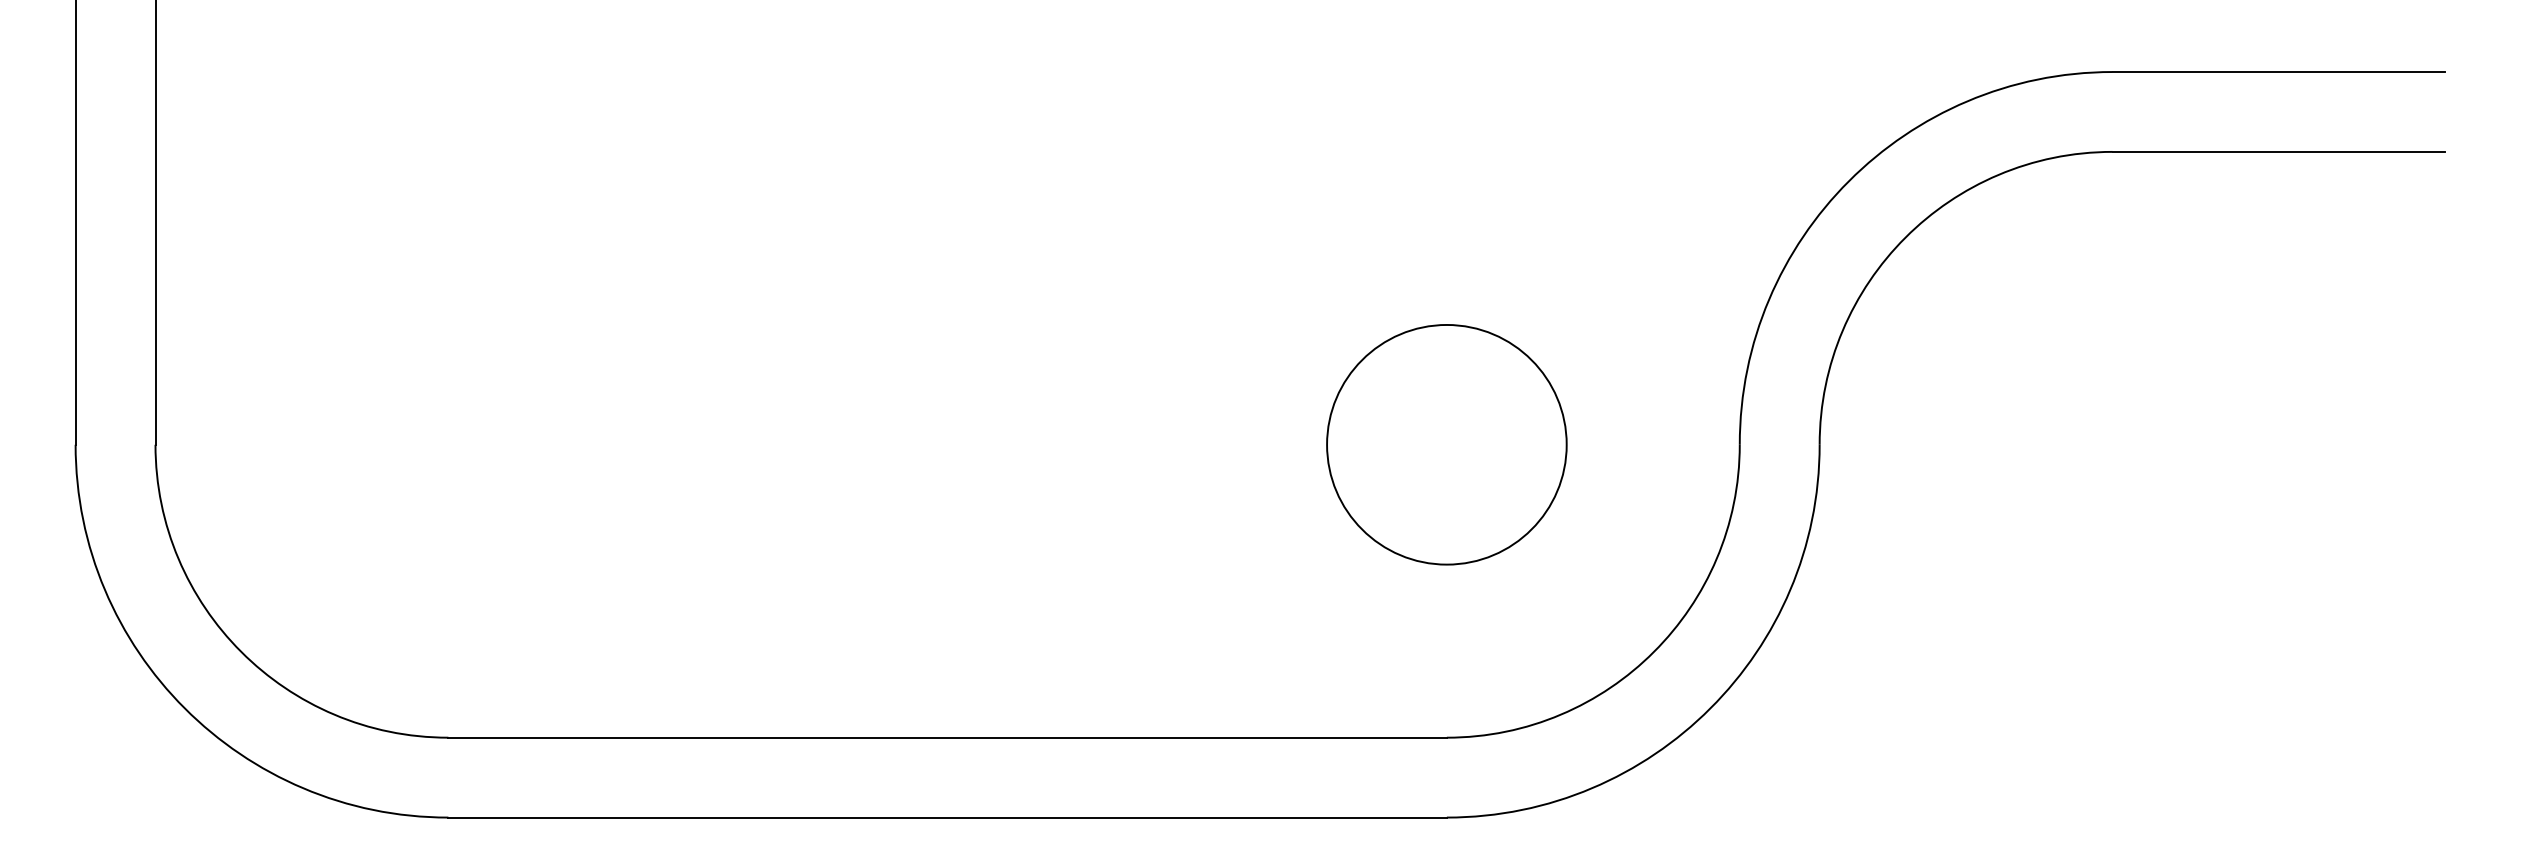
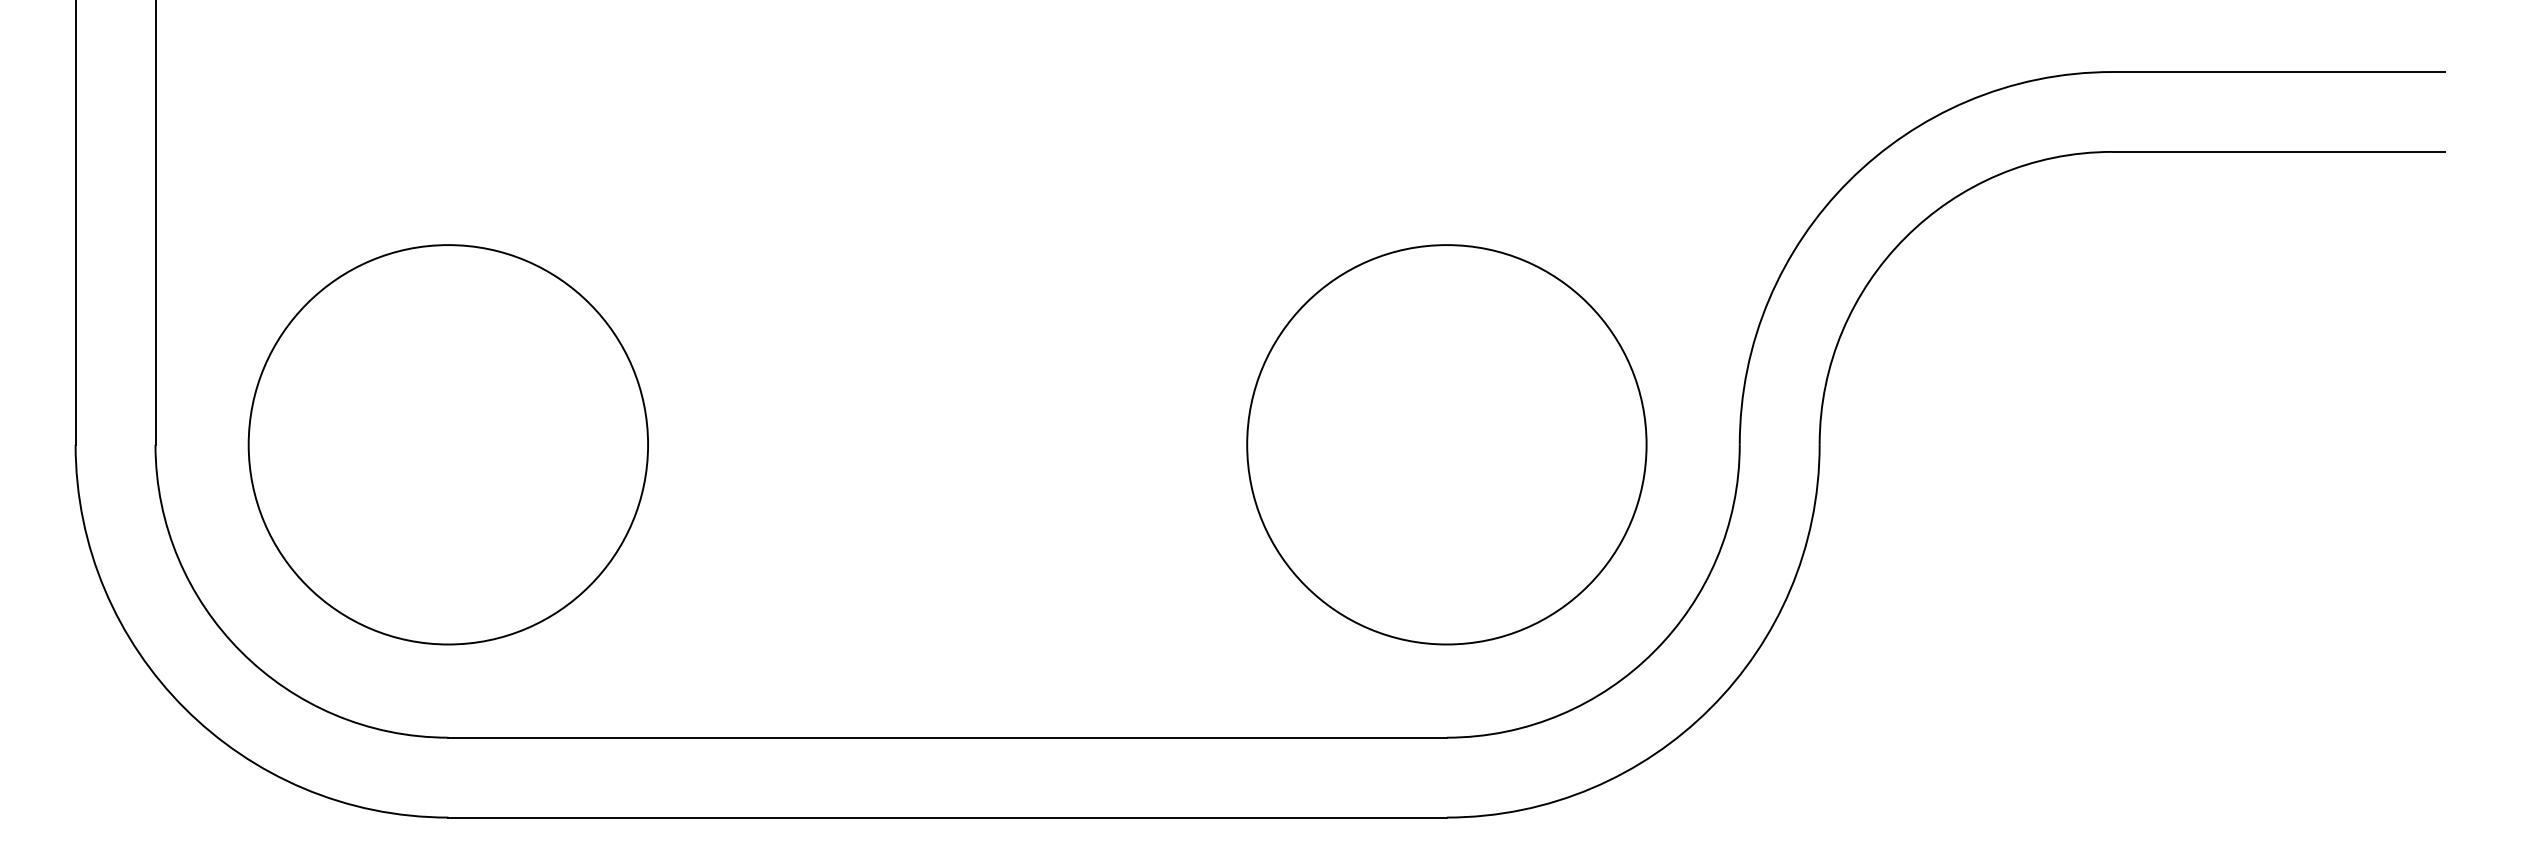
circle: none -> present (447, 444)
circle diameter: 240 px -> 399 px (1446, 444)
